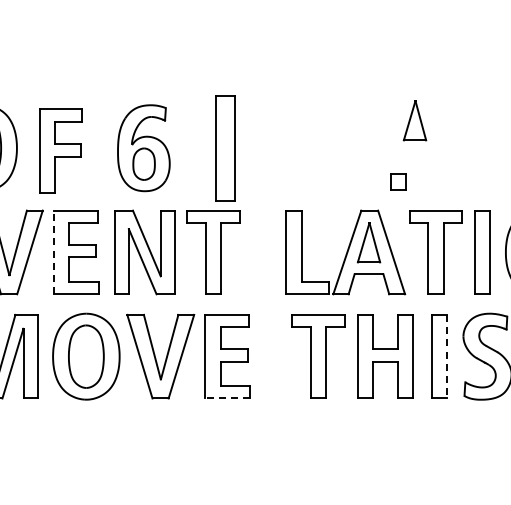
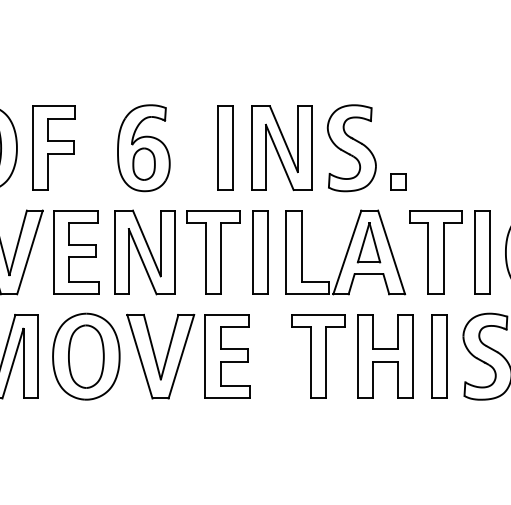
part: present -> none (414, 120)
part: none -> present (281, 147)
part size: 21x107 px -> 17x86 px (225, 147)
part: none -> present (351, 148)
part position: (60, 150) -> (53, 147) (53, 147)
line: dashed -> solid (53, 252)
part: none -> present (260, 252)
line: dashed -> solid (447, 356)
line: dashed -> solid (227, 398)
